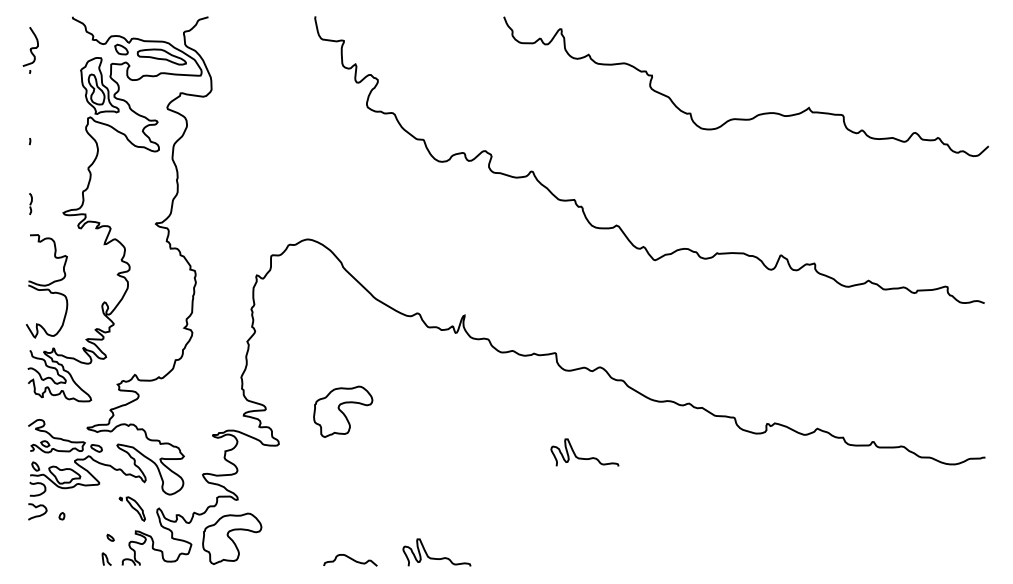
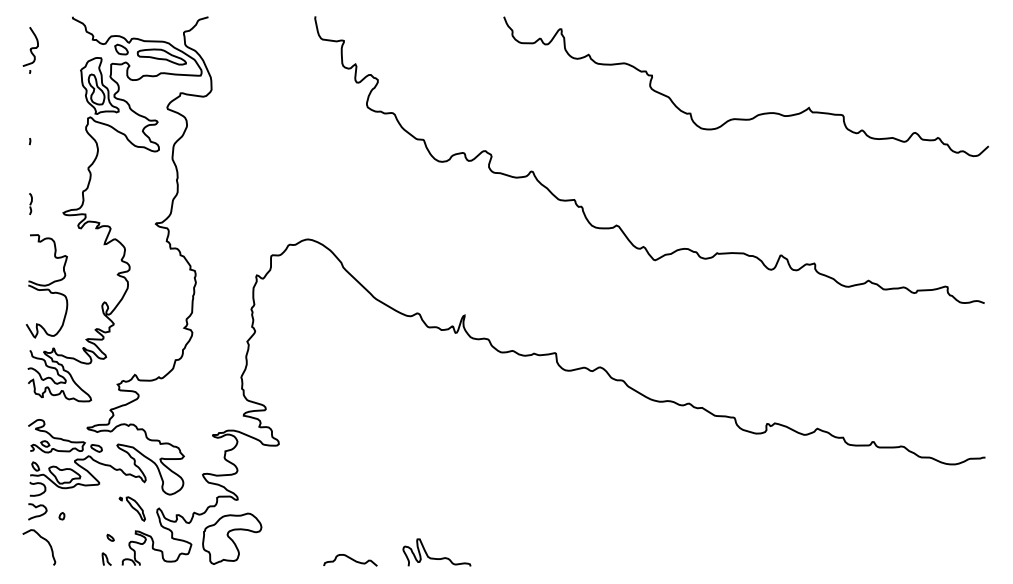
part: present -> none (343, 411)
curve: present -> none (582, 457)
curve: none -> present (44, 540)
